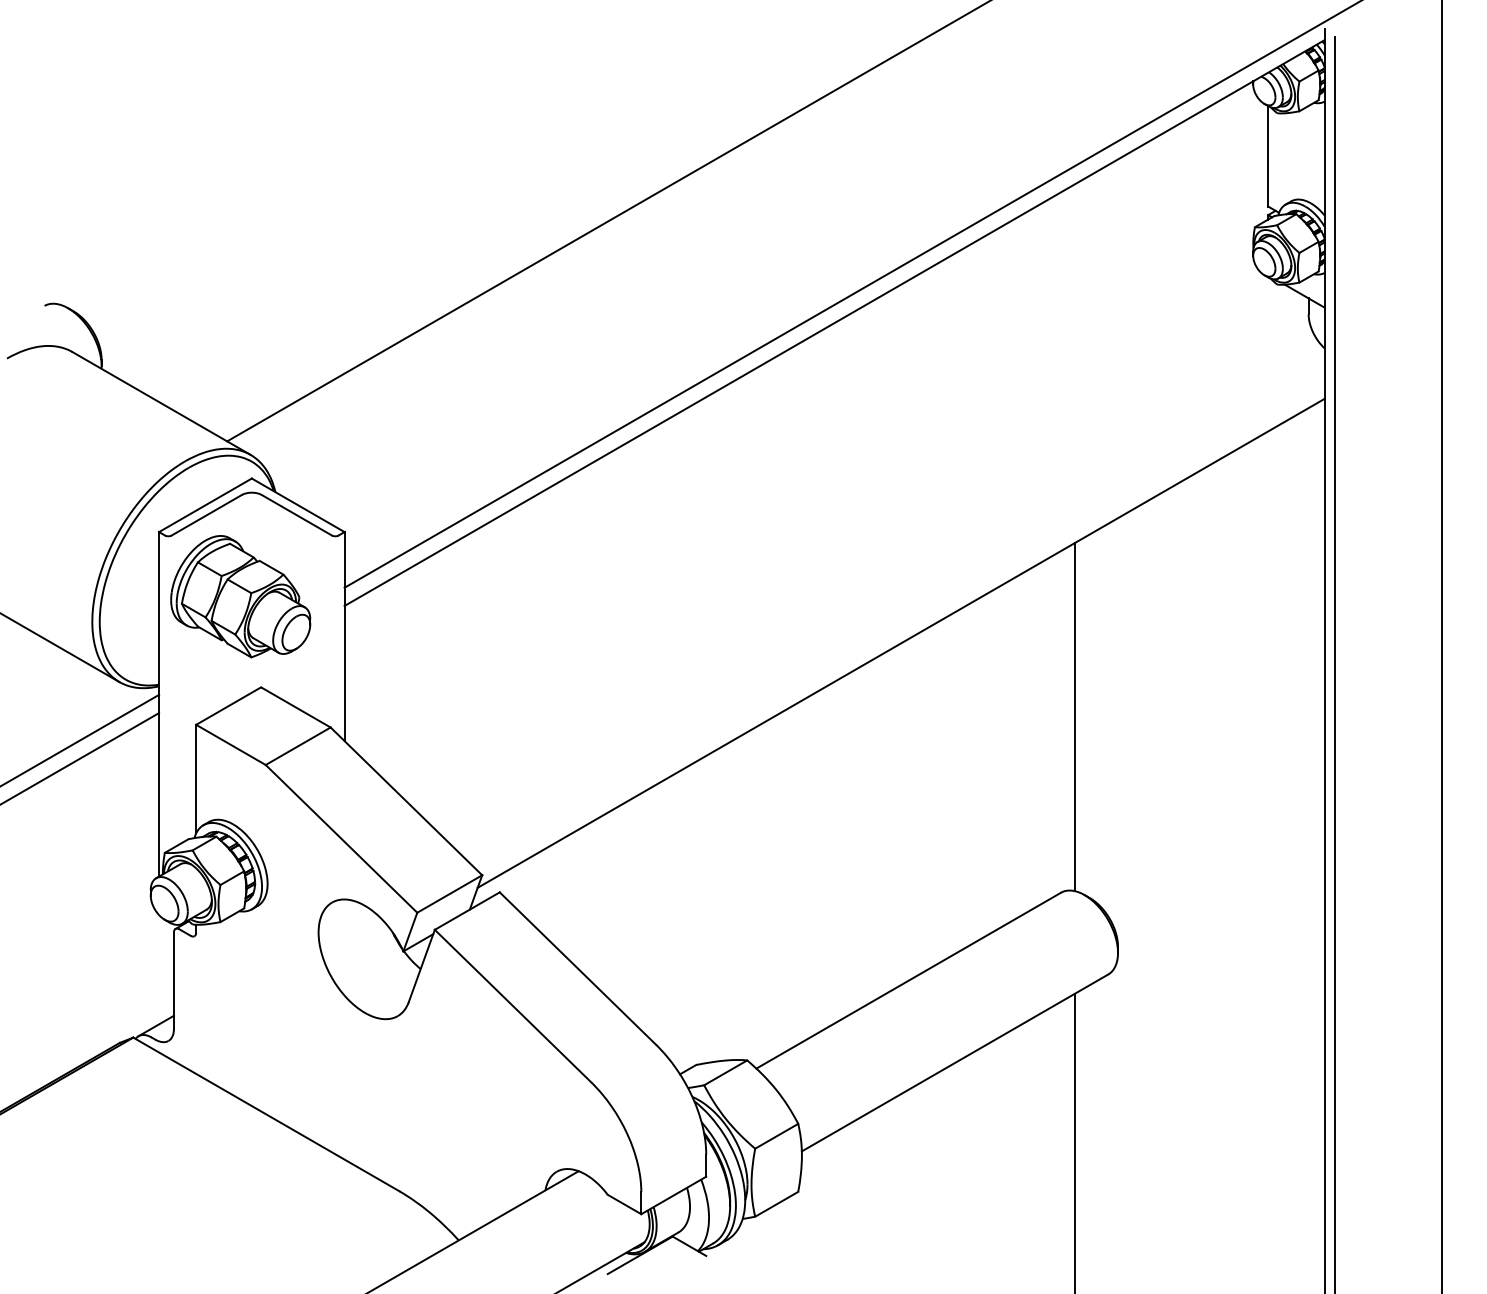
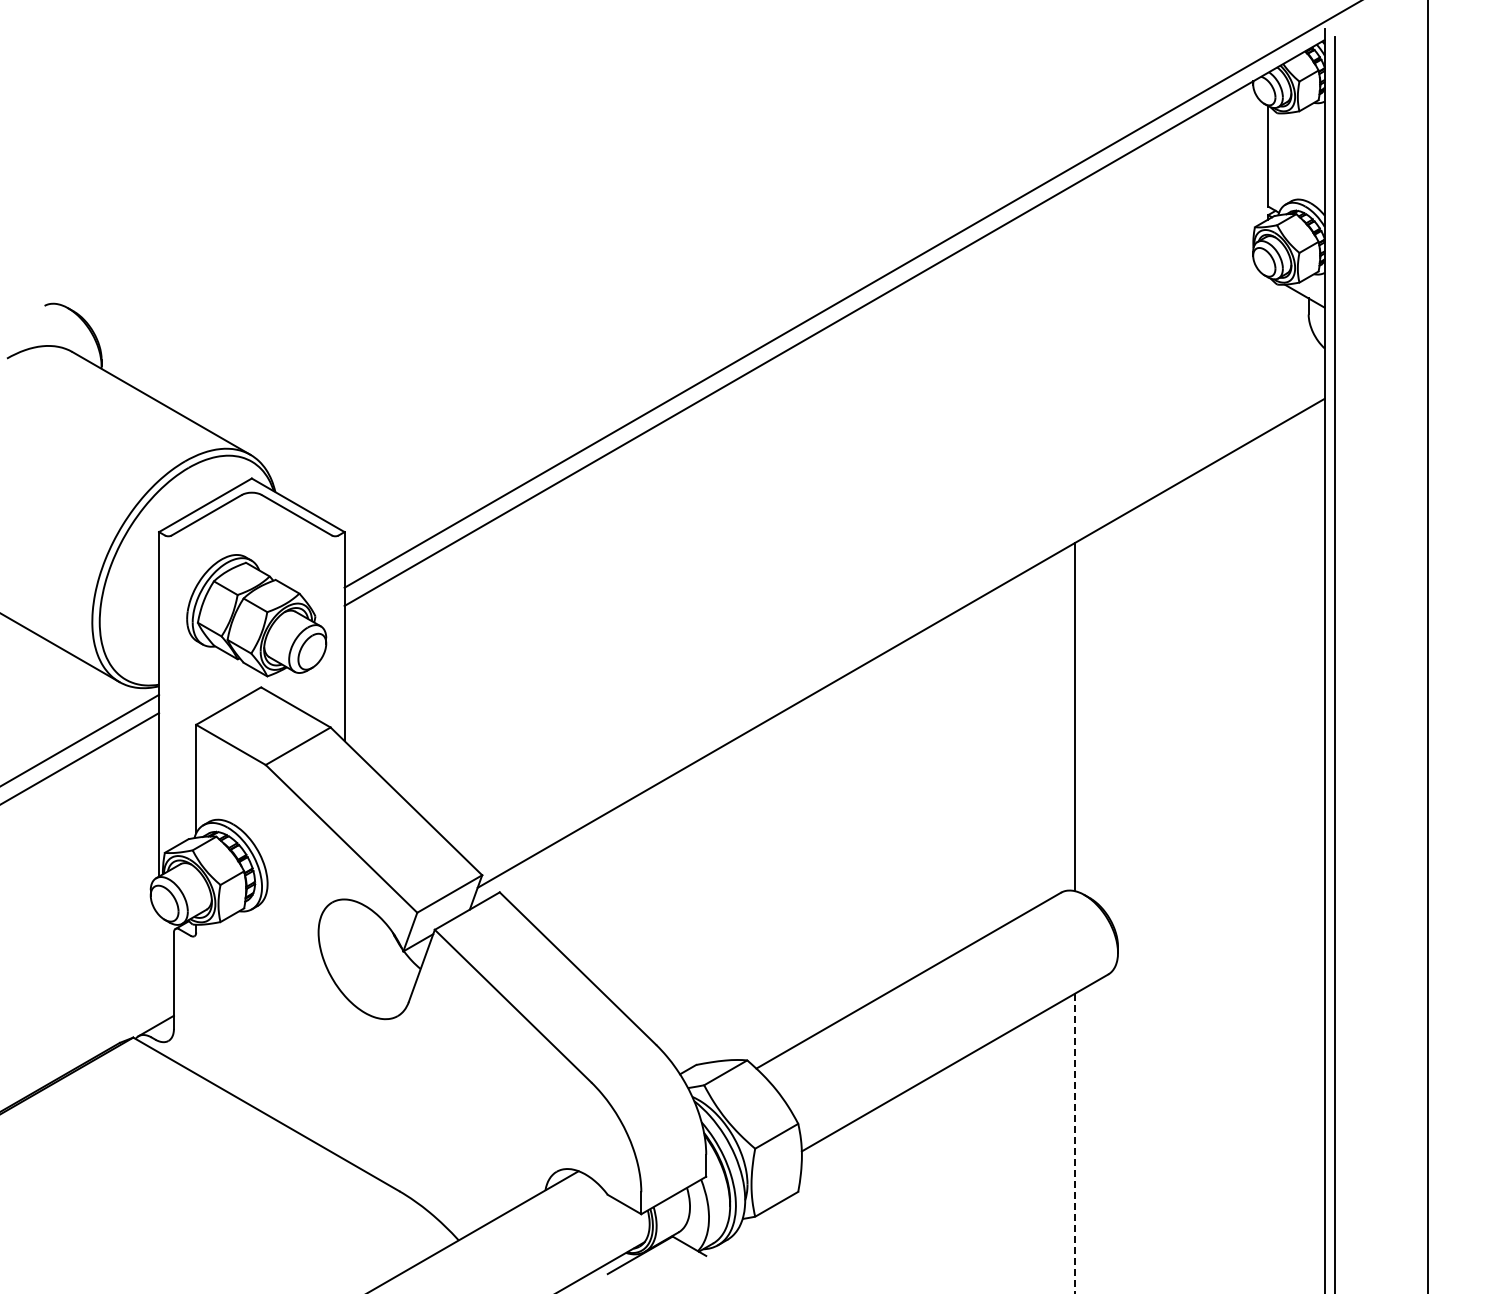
line: present -> none (607, 221)
part position: (240, 596) -> (256, 615) (256, 615)
line position: (1442, 646) -> (1428, 646) (1428, 646)
line: solid -> dashed (1075, 1143)
